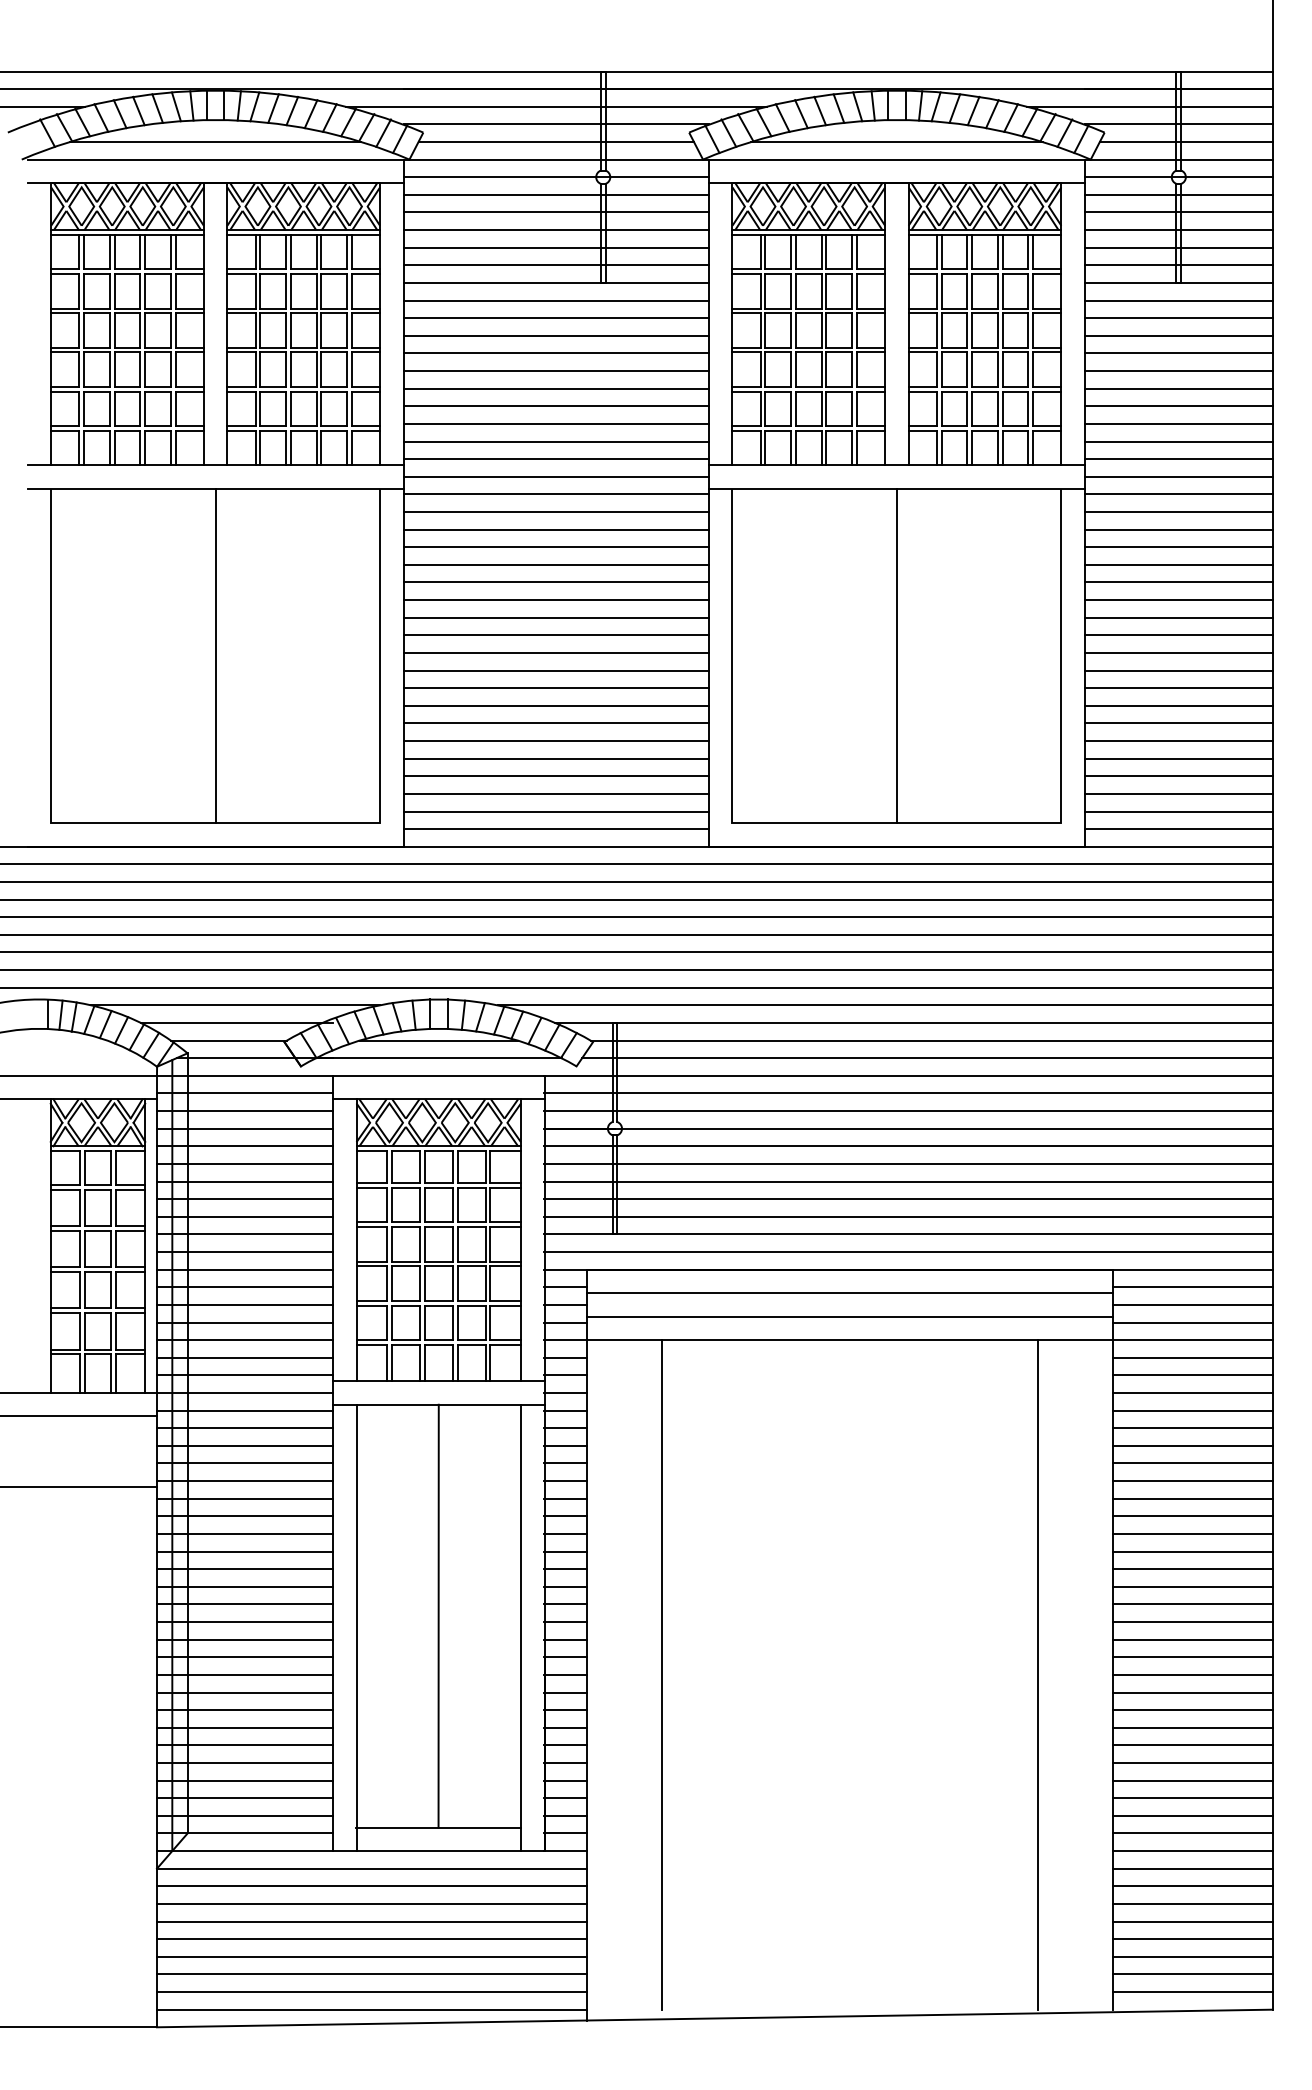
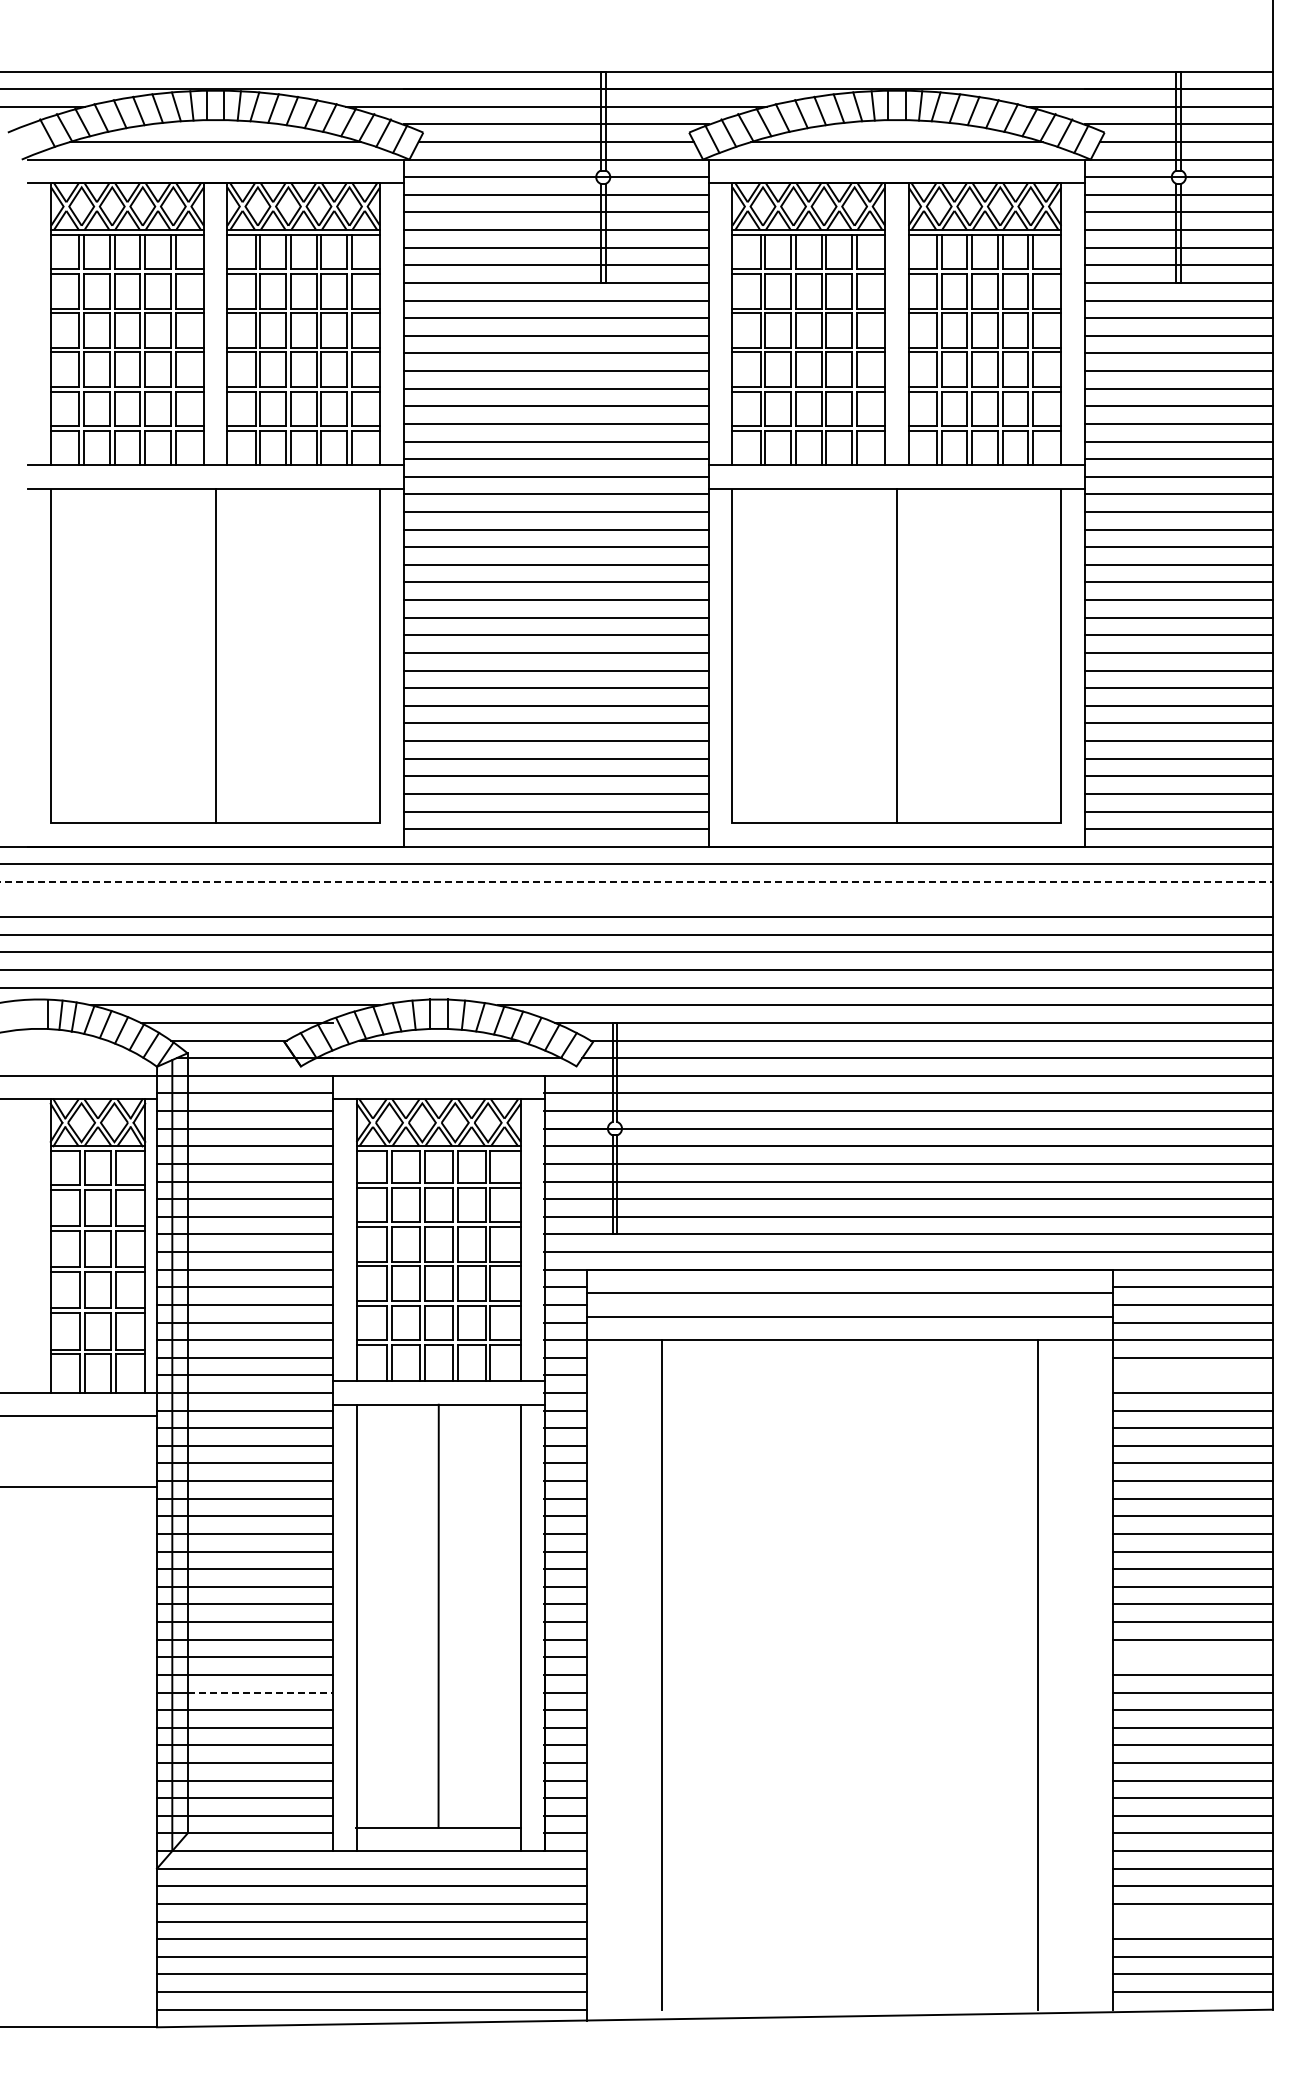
line: solid -> dashed (636, 882)
line: present -> none (637, 899)
line: present -> none (1192, 1375)
line: present -> none (1192, 1657)
line: solid -> dashed (260, 1692)
line: present -> none (1192, 1921)
